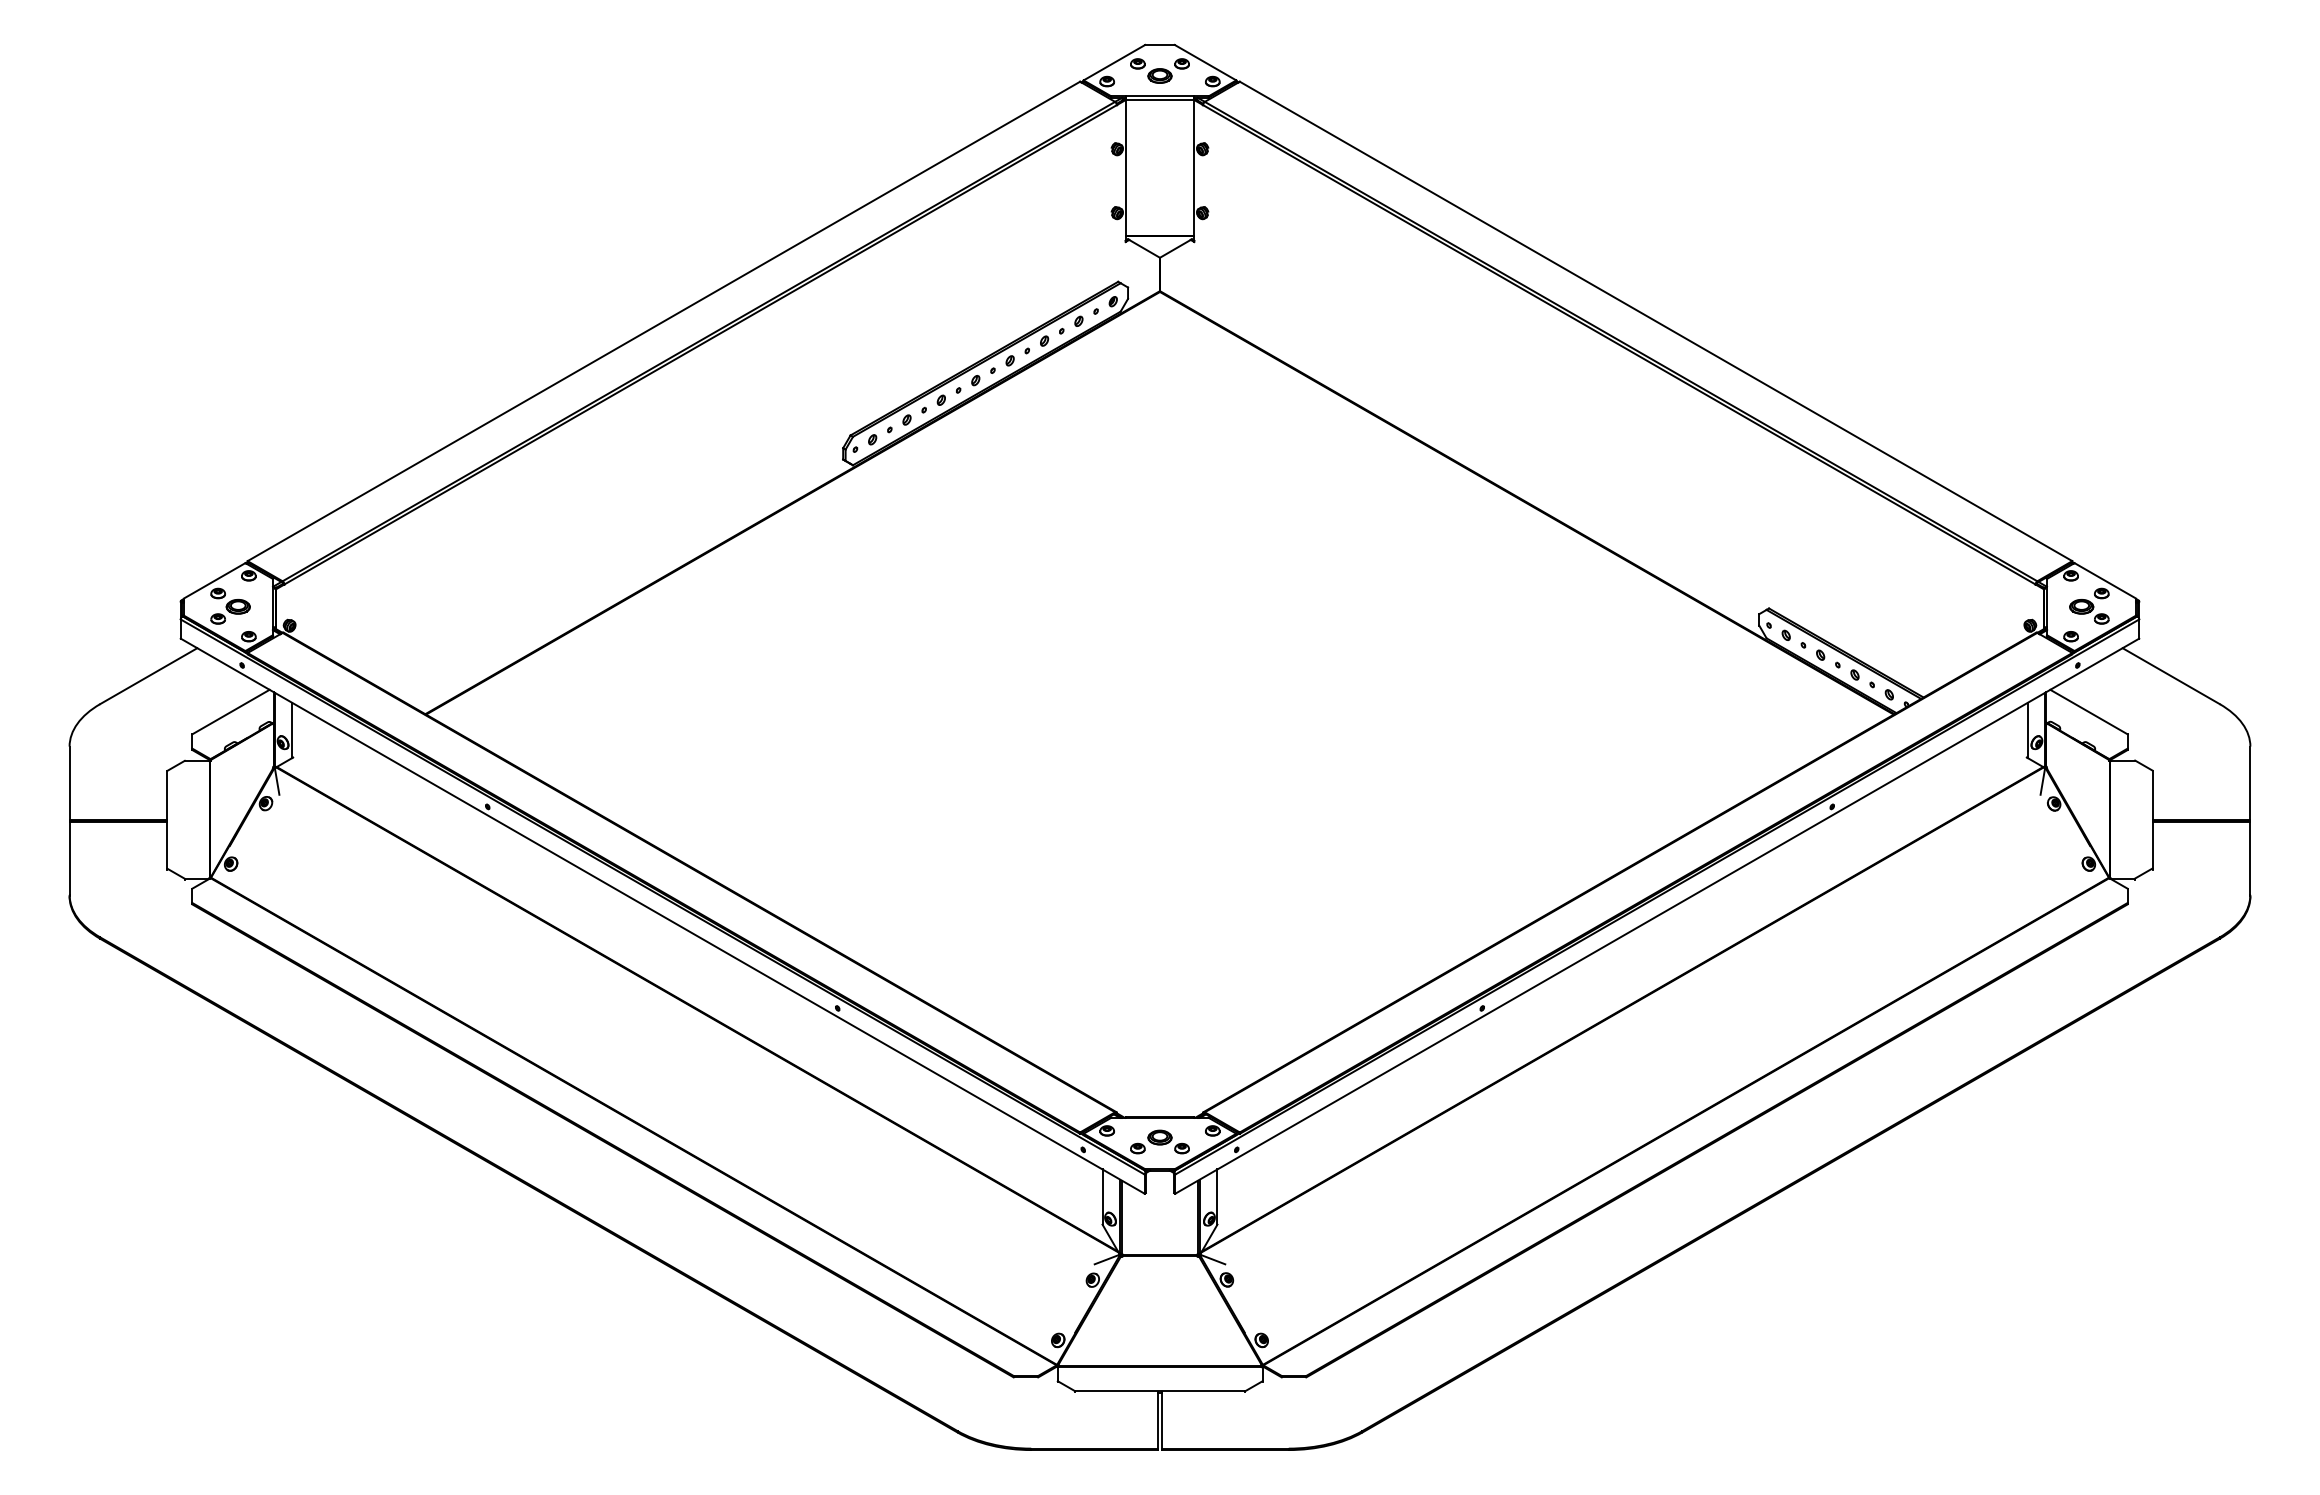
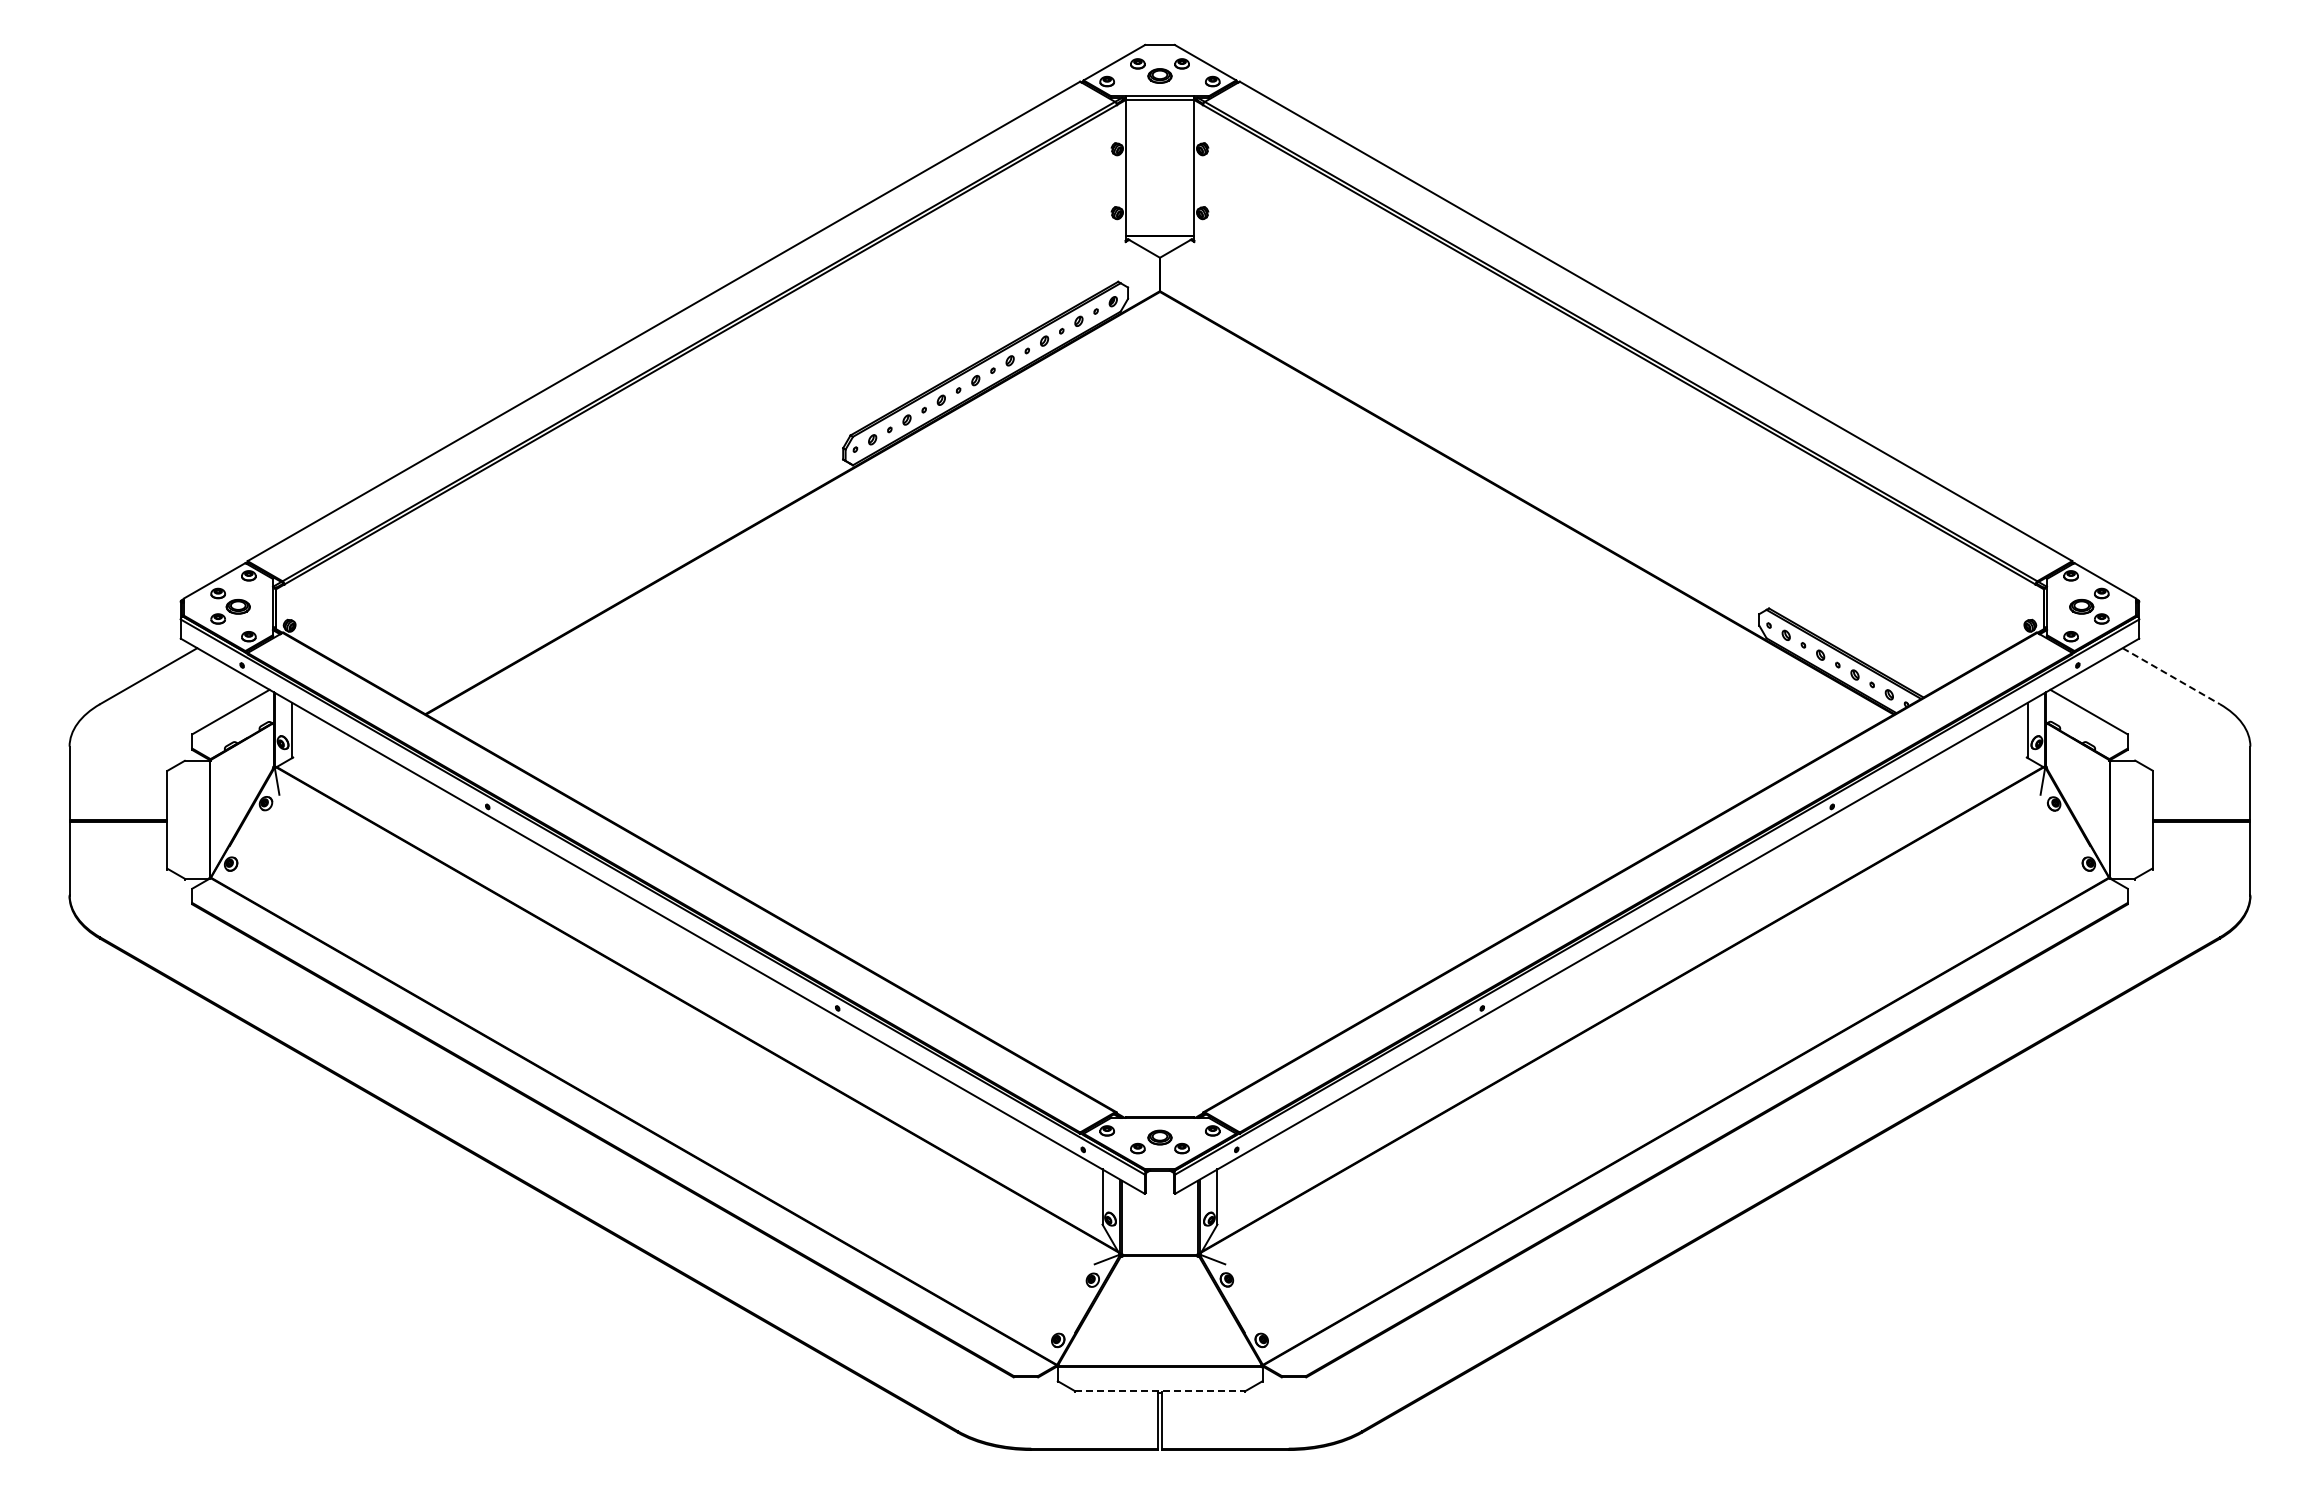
line: solid -> dashed (2171, 676)
line: solid -> dashed (1160, 1391)
